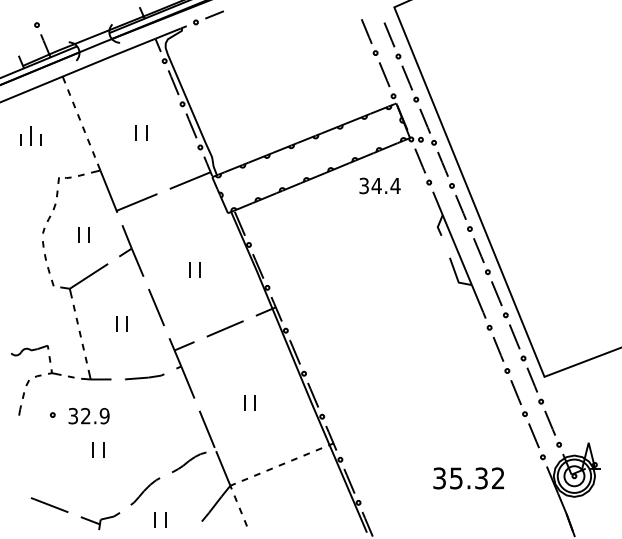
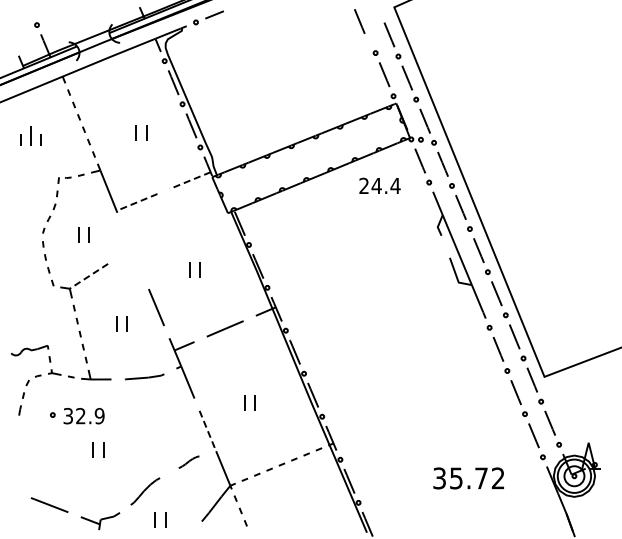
line position: (366, 31) -> (359, 21) (359, 21)
line: solid -> dashed (189, 180)
text: 34.4 -> 24.4 (363, 186)
line: solid -> dashed (136, 202)
part: present -> none (131, 250)
line: solid -> dashed (88, 276)
text position: (88, 416) -> (83, 416) (83, 416)
line: solid -> dashed (207, 429)
part size: 36x22 px -> 22x14 px (188, 461)
text: 35.32 -> 35.72 (481, 478)
